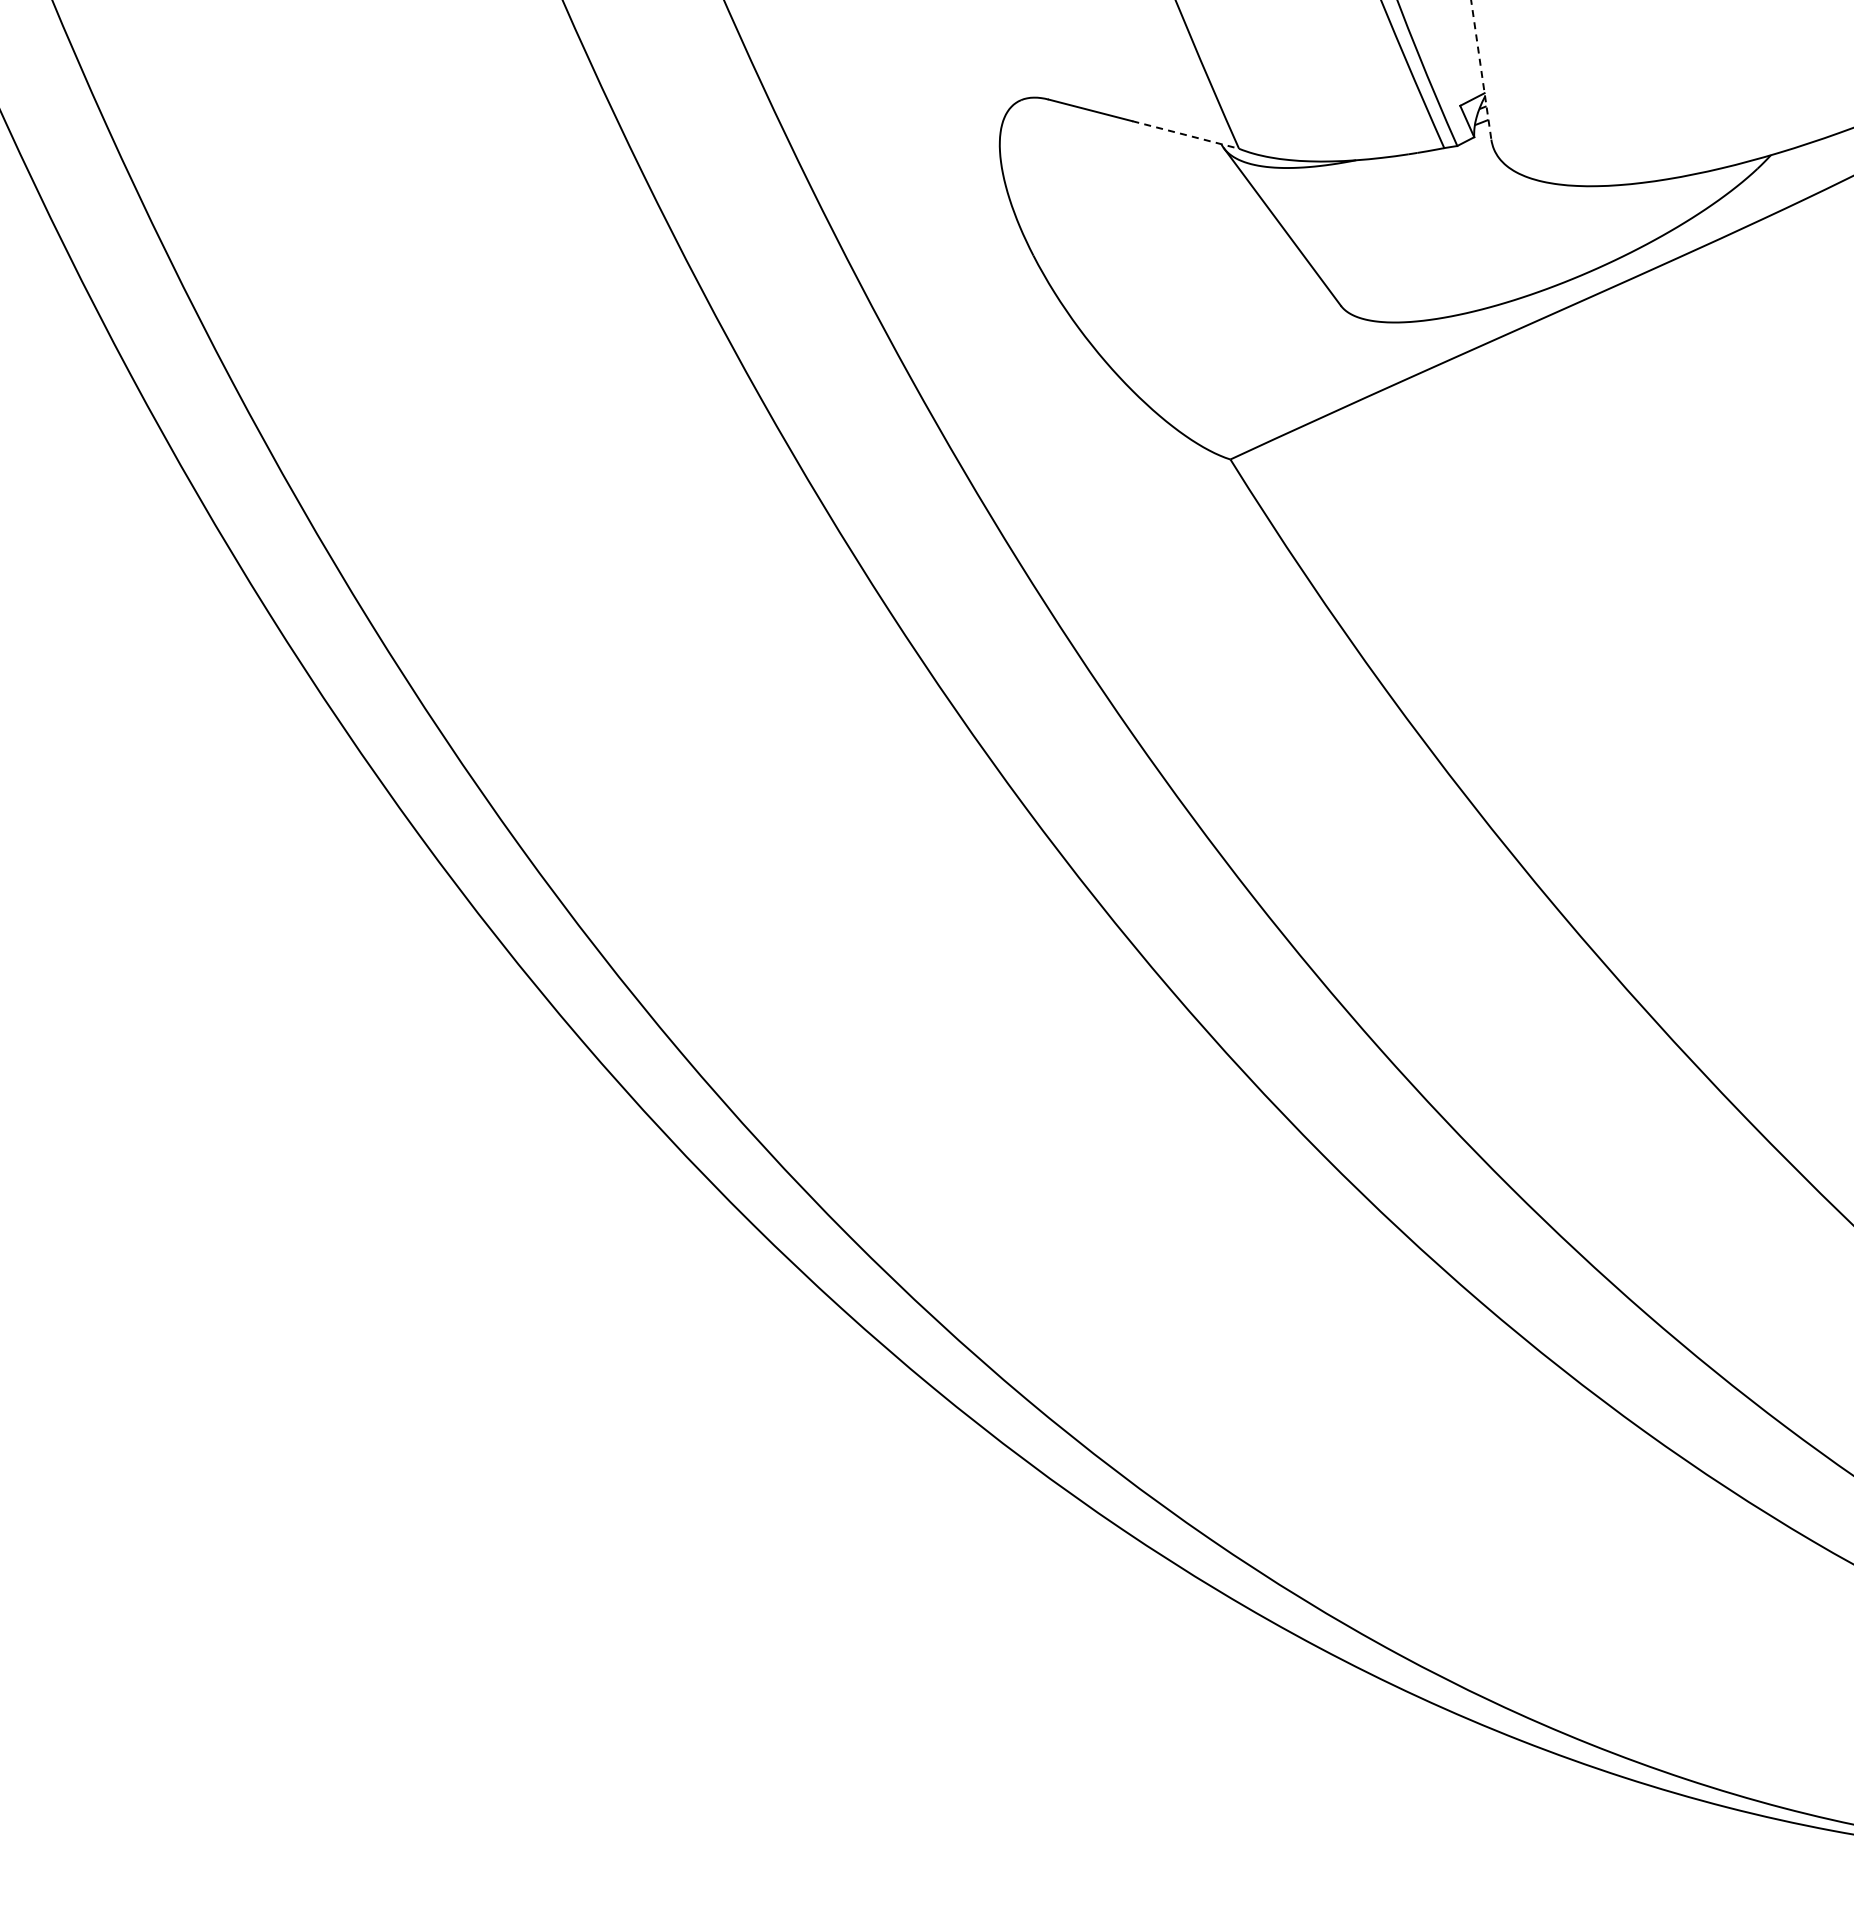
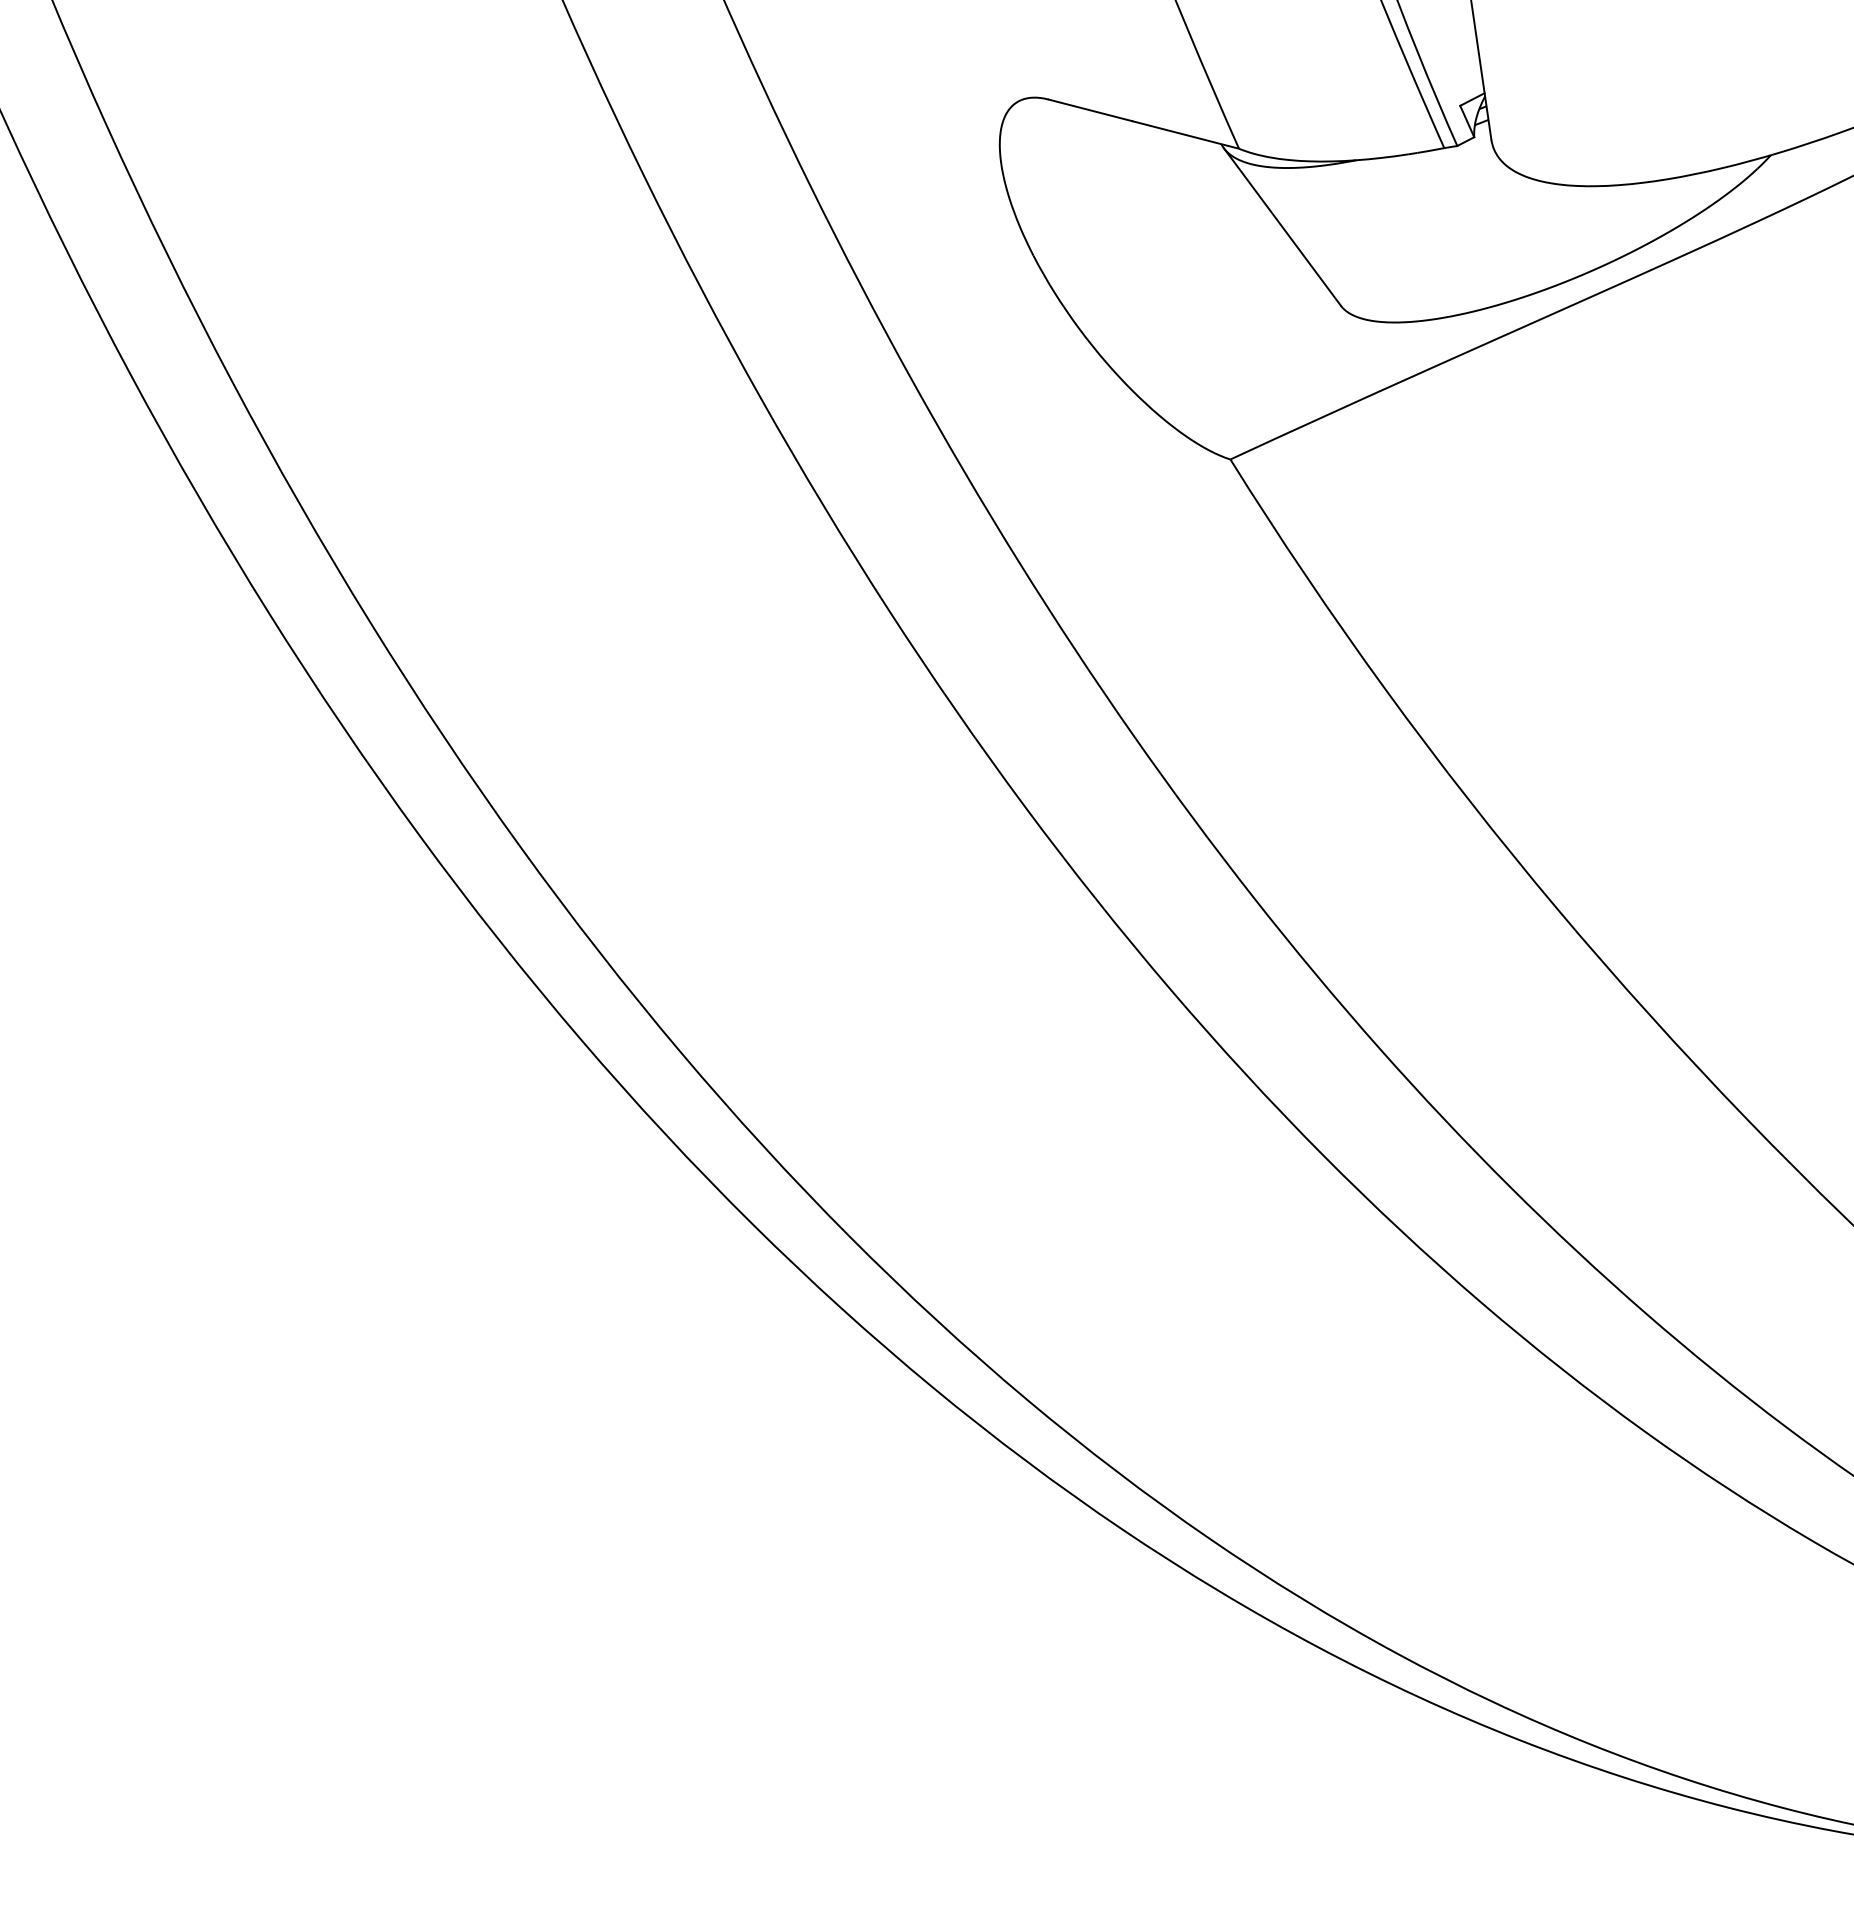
line: dashed -> solid (1481, 70)
line: dashed -> solid (1186, 135)
